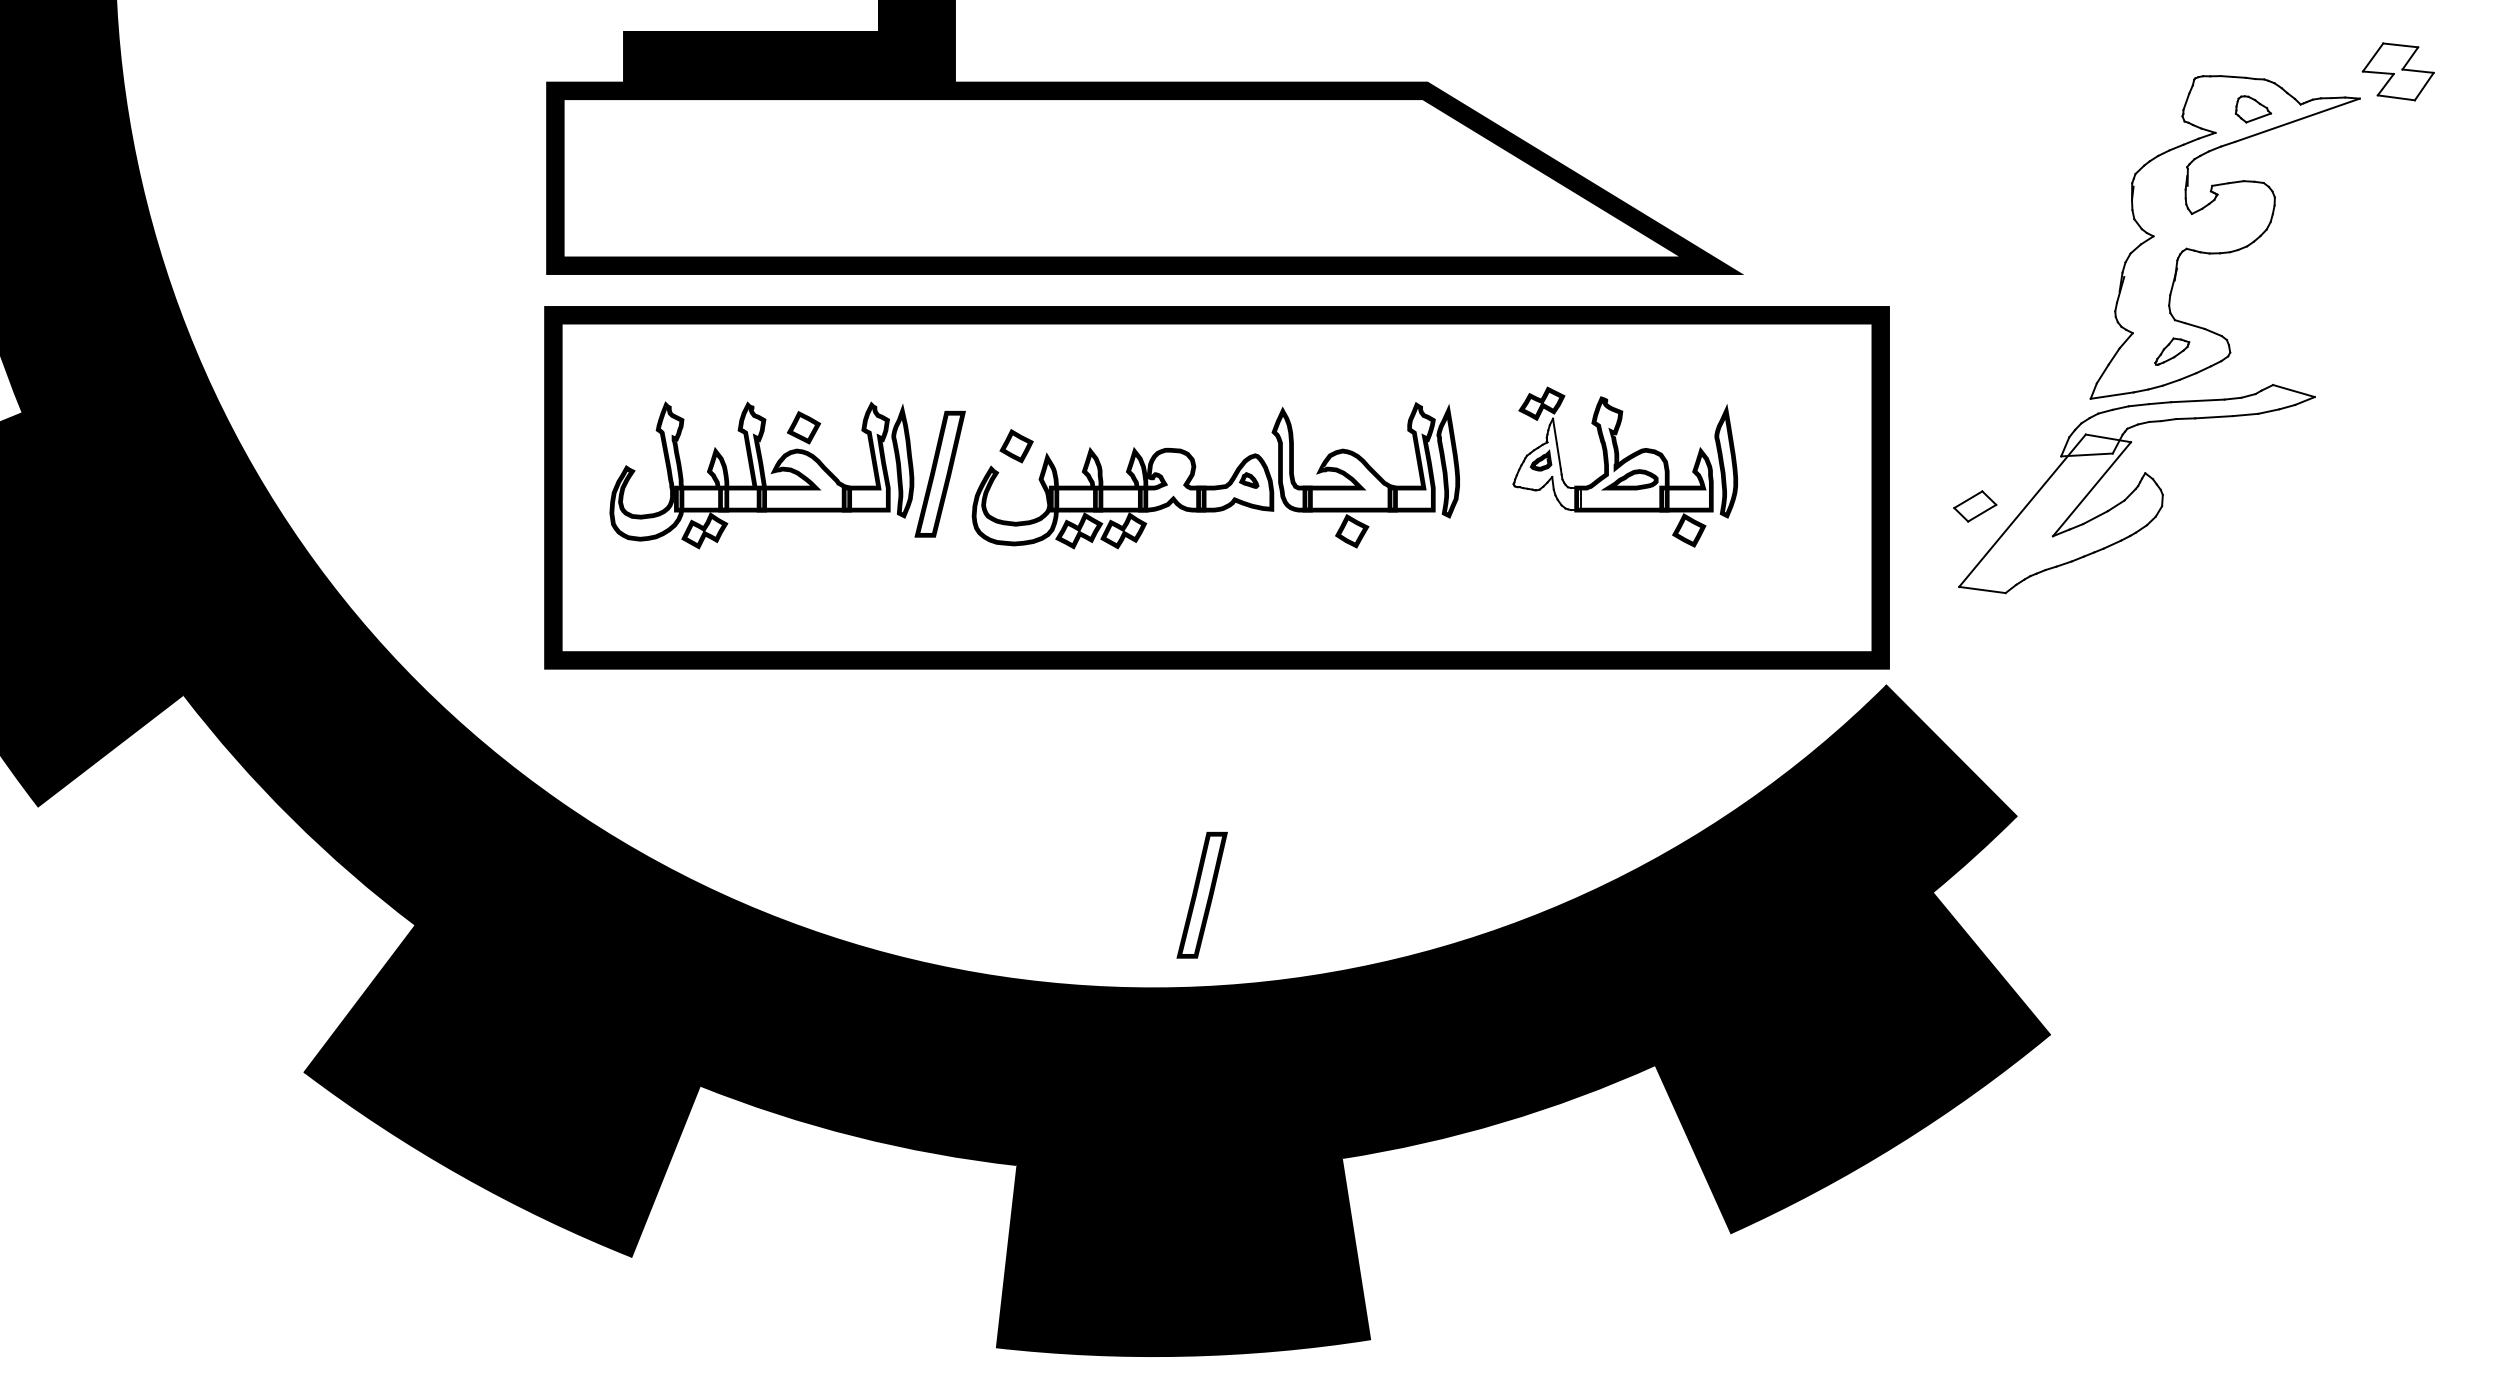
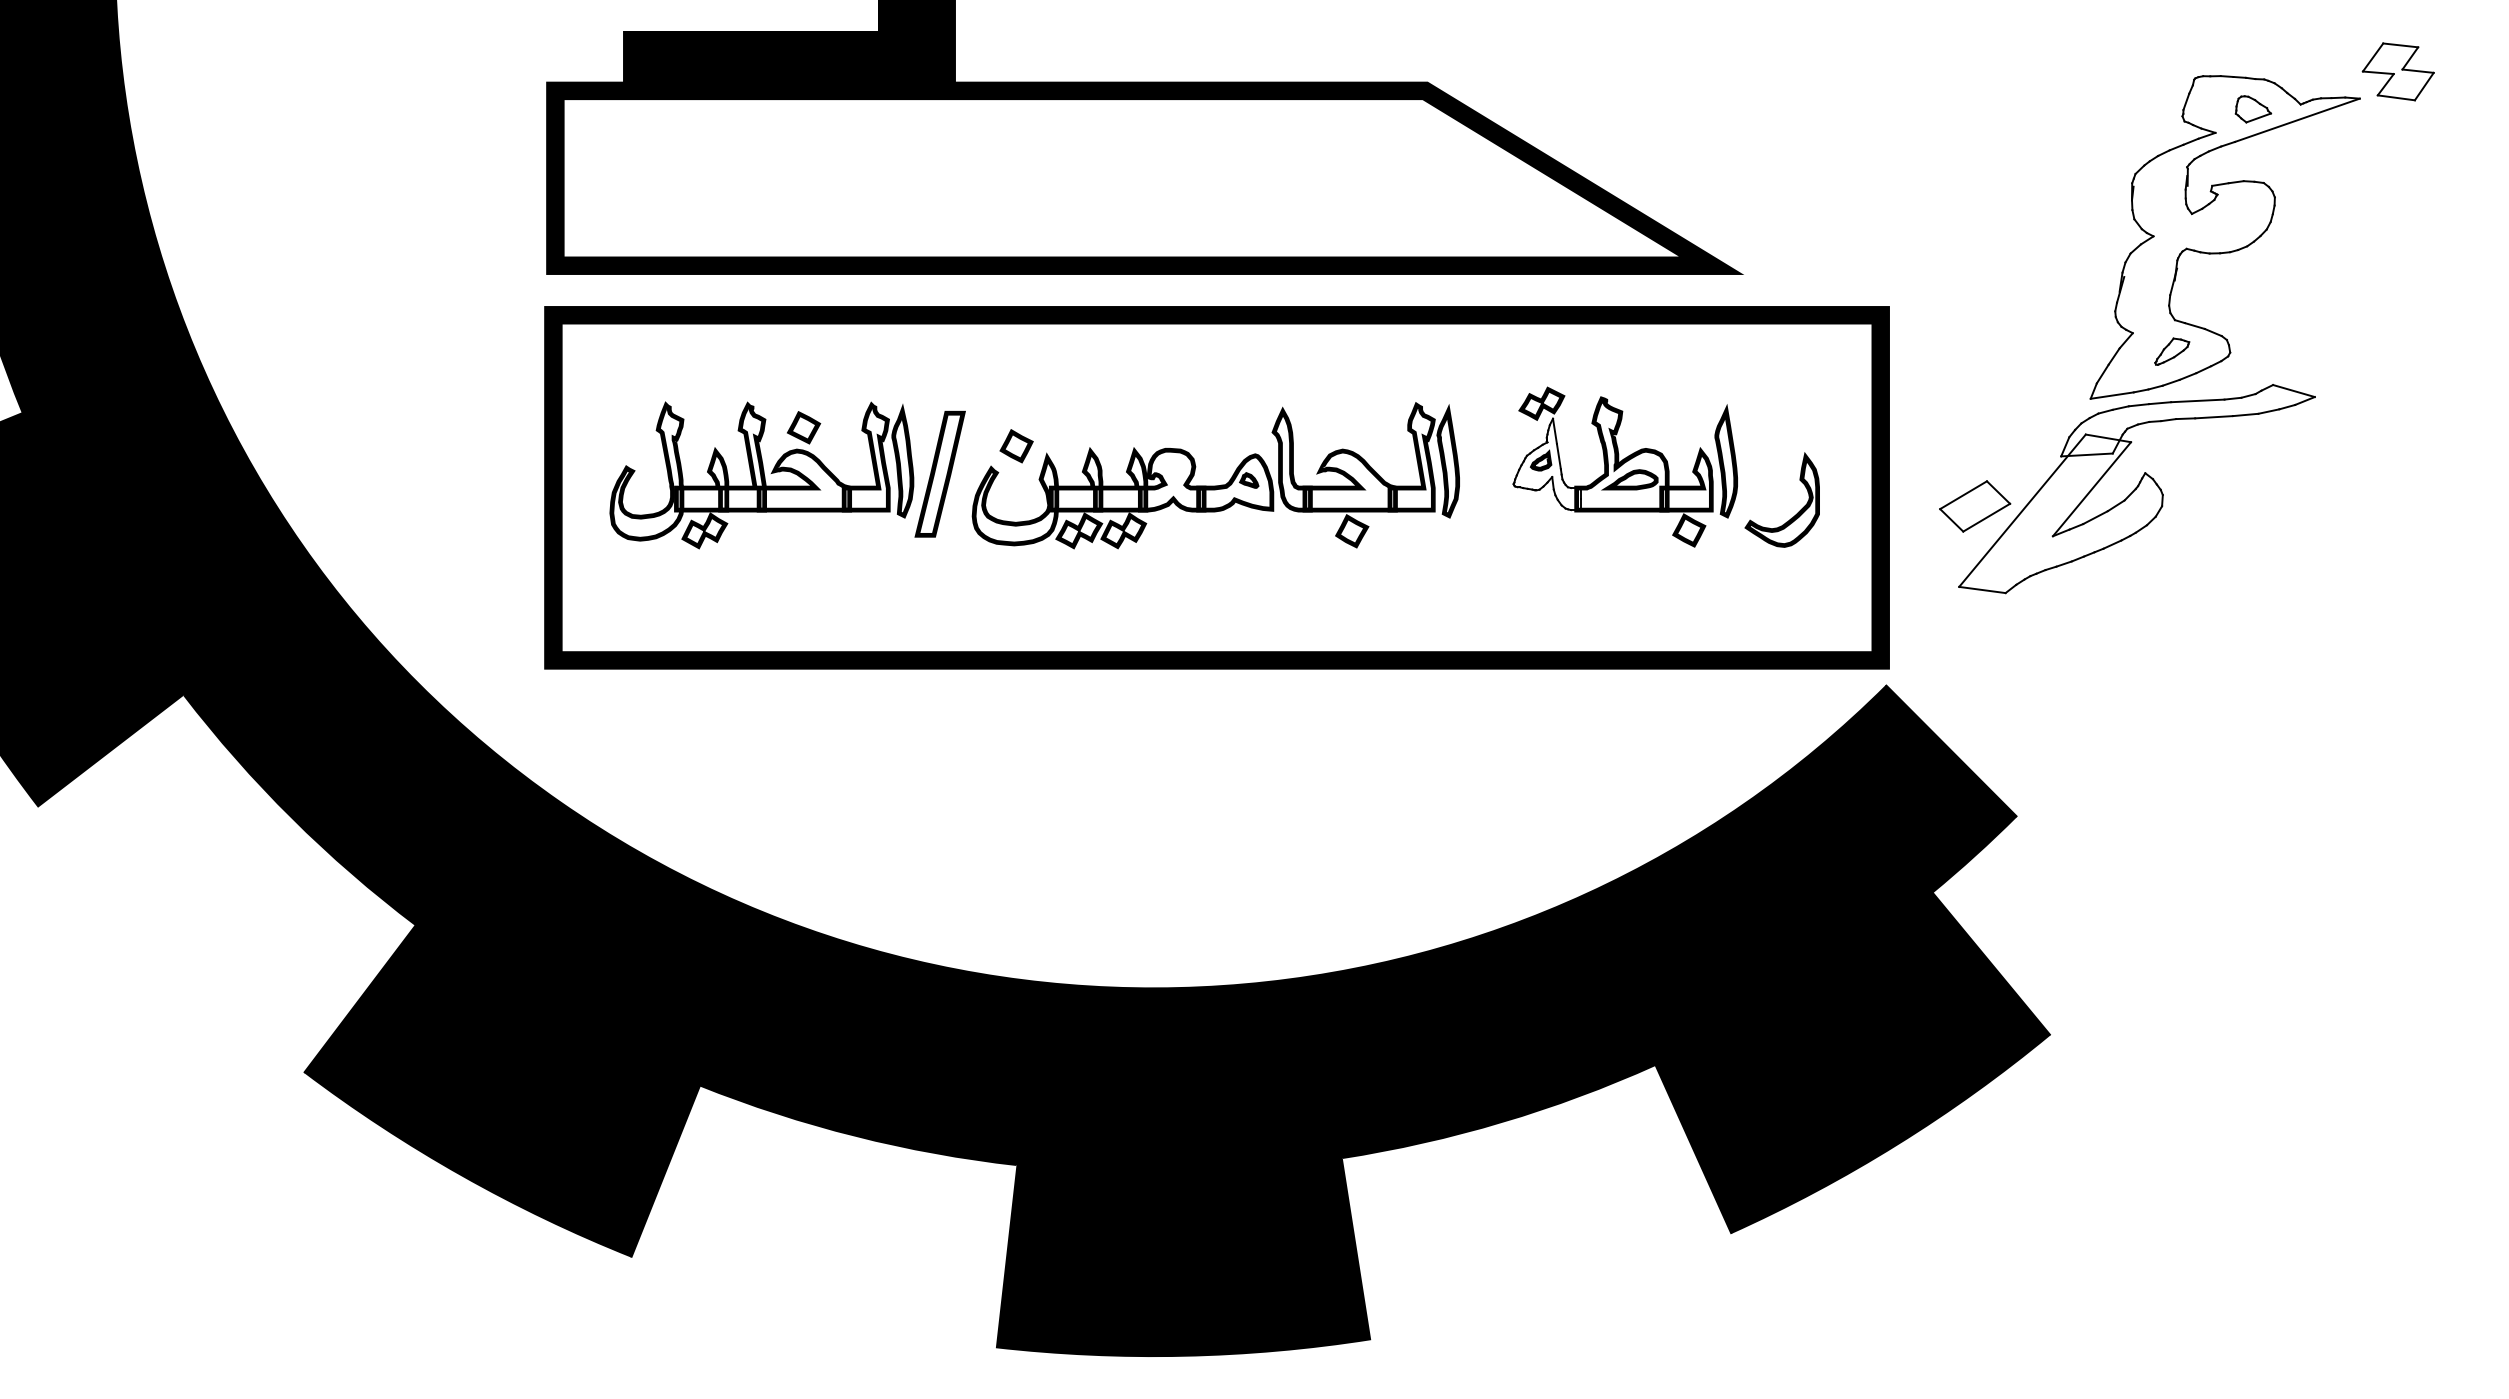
part size: 45x33 px -> 73x53 px (1975, 506)
part: none -> present (1796, 513)
part: present -> none (1201, 894)
